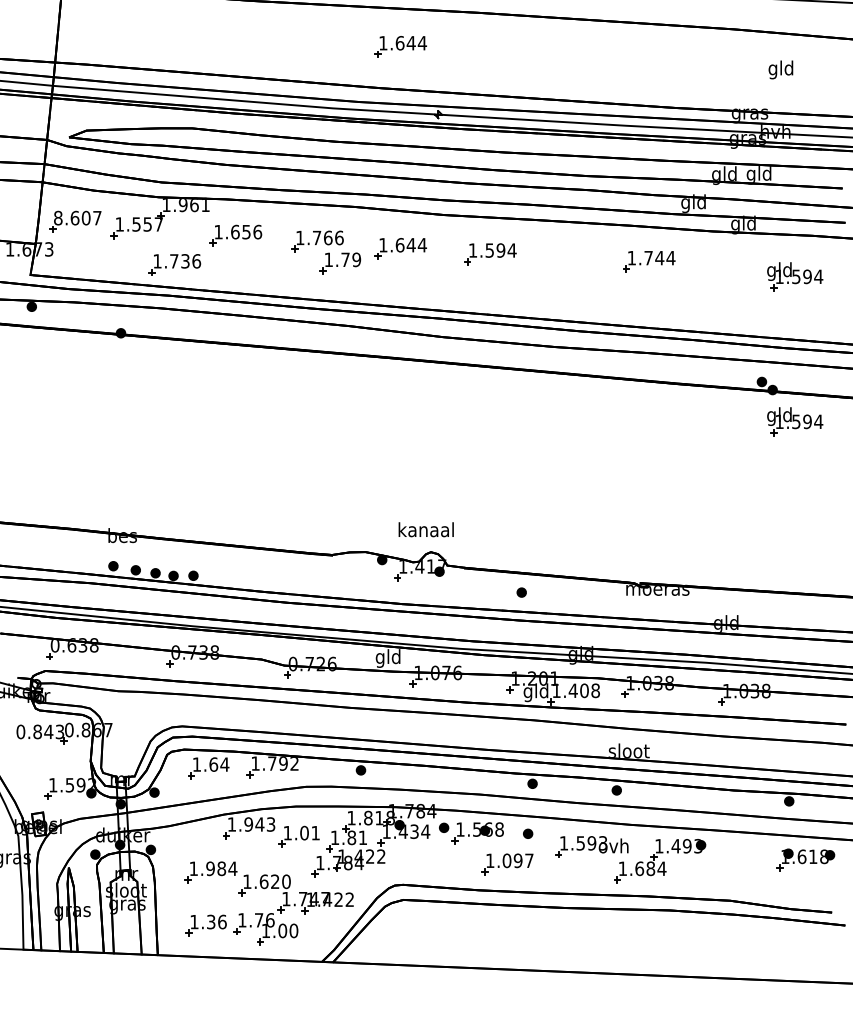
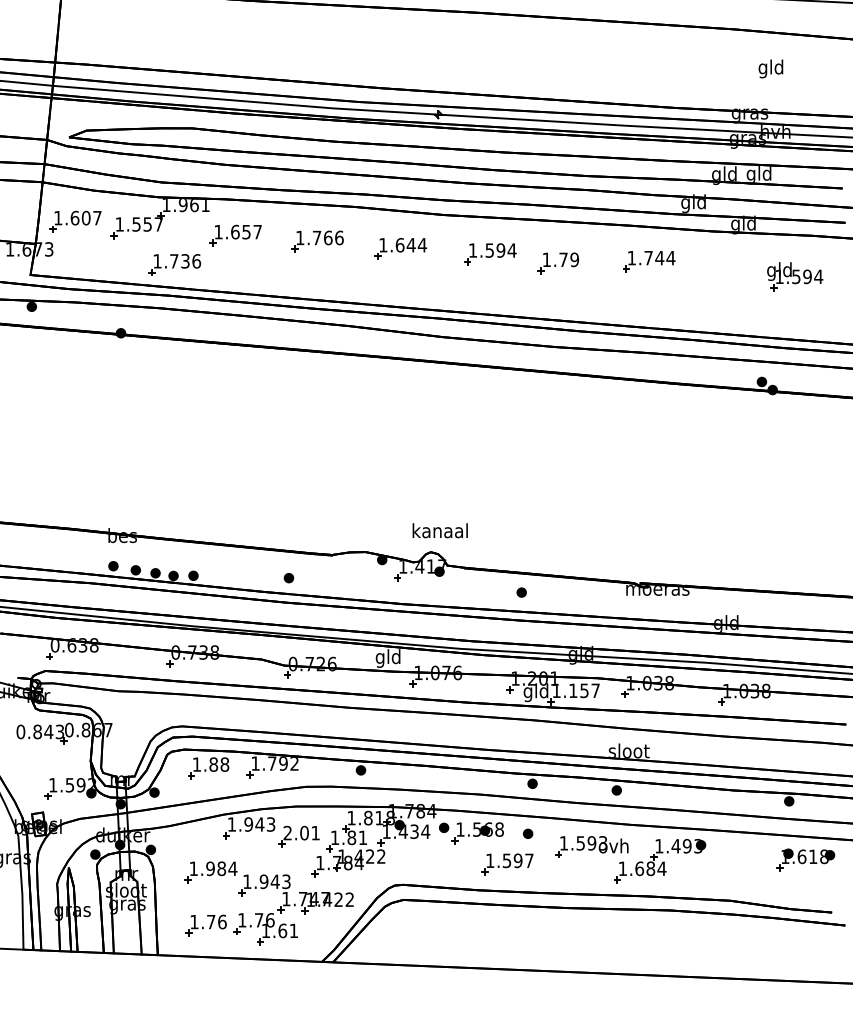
part: present -> none (400, 46)
text position: (780, 69) -> (770, 68) (770, 68)
text: 8.607 -> 1.607 (58, 217)
text: 1.656 -> 1.657 (257, 231)
part position: (340, 263) -> (558, 263) (558, 263)
part: present -> none (795, 421)
text position: (425, 529) -> (439, 530) (439, 530)
part: none -> present (288, 578)
text: 1.408 -> 1.157 (583, 690)
text: 1.64 -> 1.88 (219, 764)
text: 1.01 -> 2.01 (287, 832)
text: 1.097 -> 1.597 (506, 860)
text: 1.620 -> 1.943 (274, 881)
text: 1.36 -> 1.76 (211, 921)
text: 1.00 -> 1.61 (288, 930)
